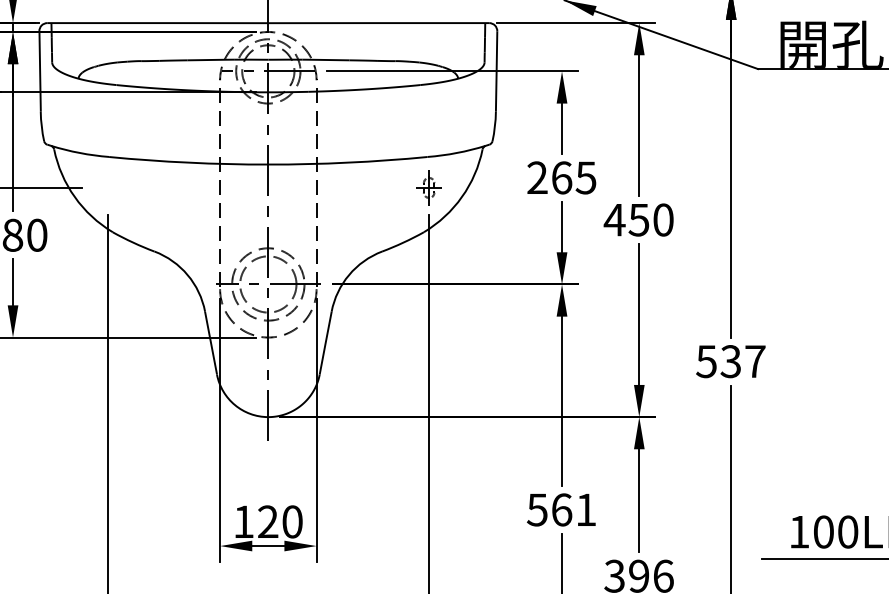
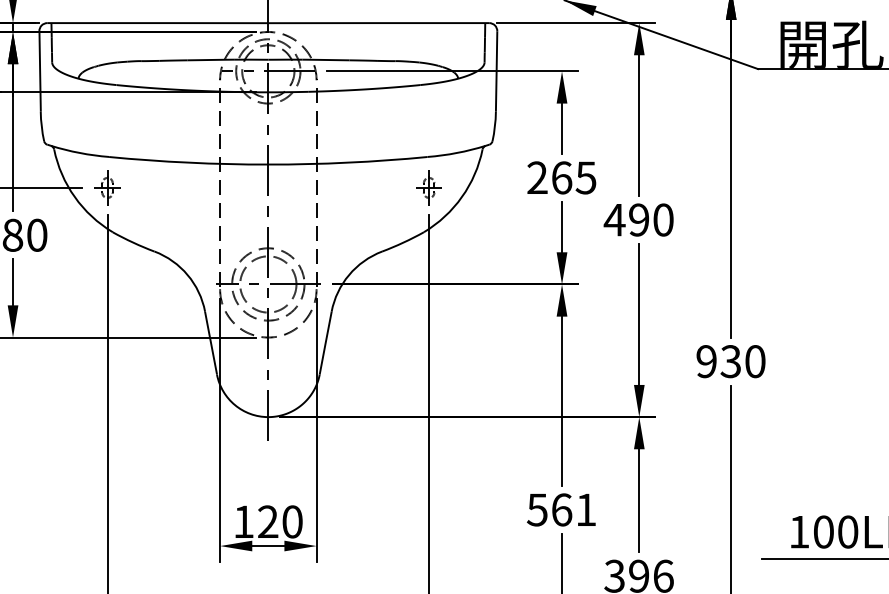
part: none -> present (107, 187)
text: 450 -> 490 (638, 219)
text: 537 -> 930 (730, 361)
